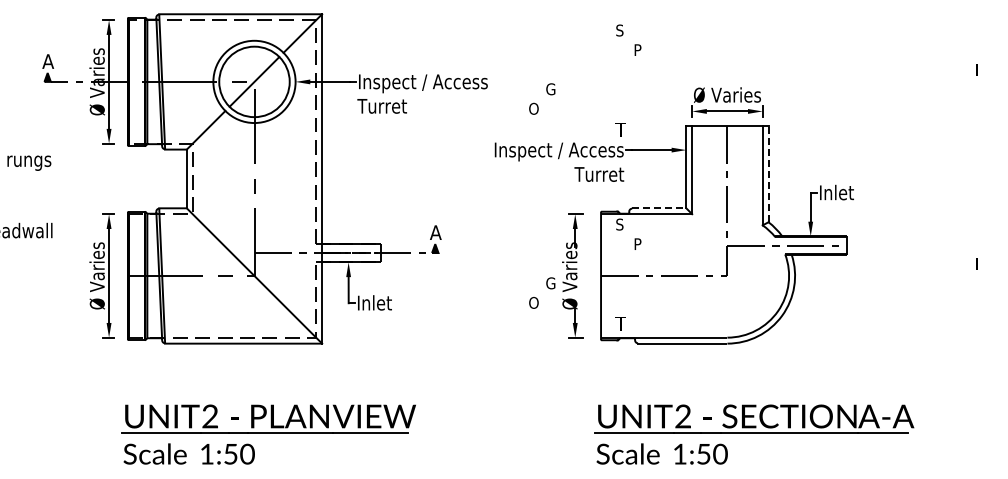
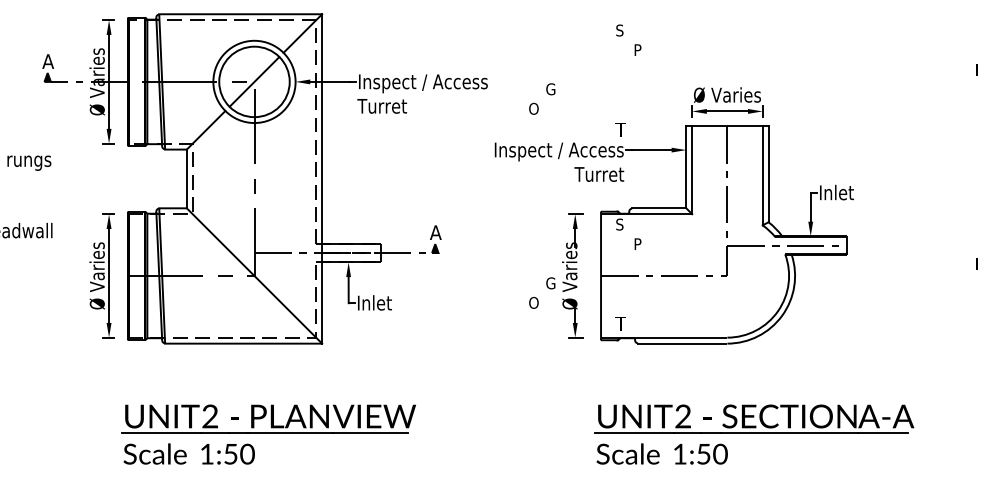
line: dashed -> solid (768, 173)
line: dashed -> solid (658, 208)
